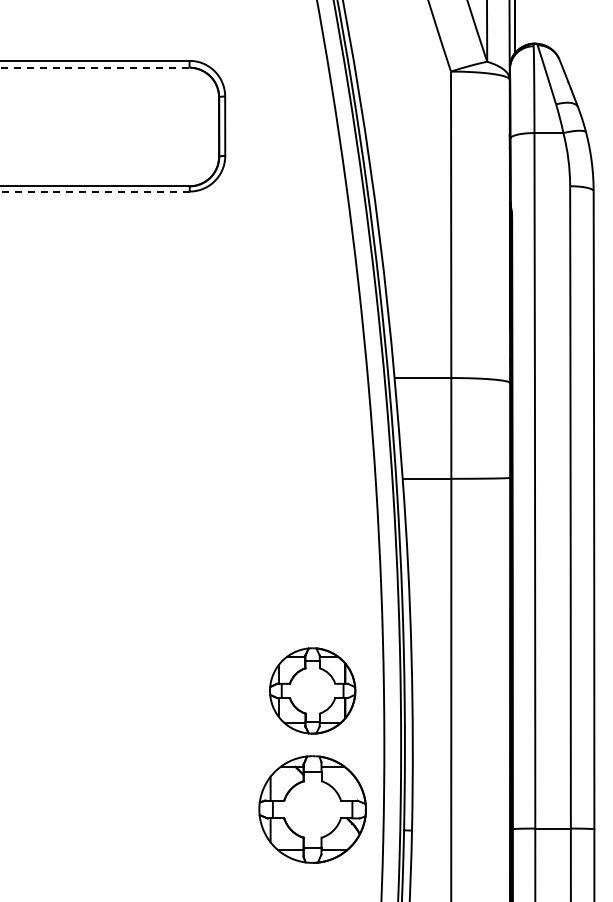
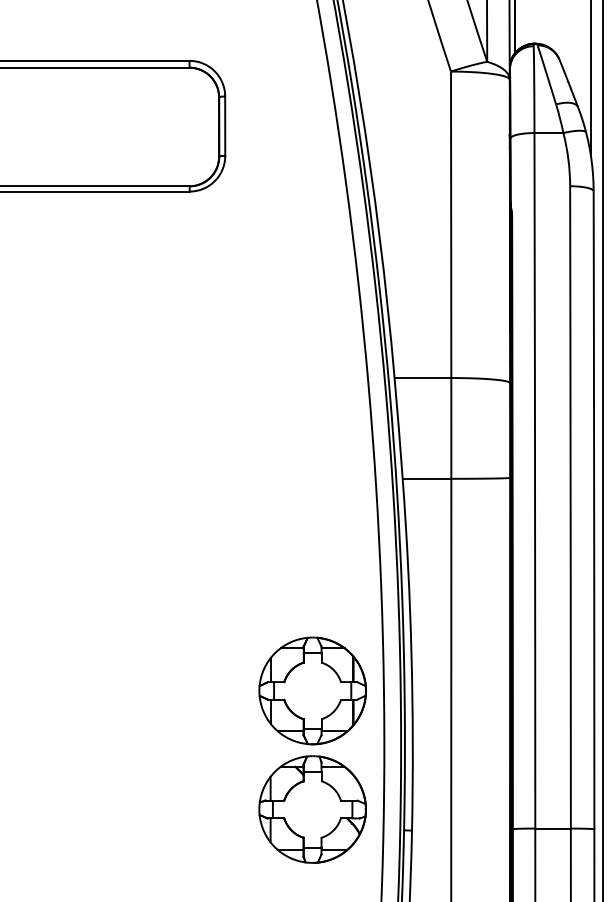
line: dashed -> solid (95, 67)
line: none -> present (590, 78)
line: dashed -> solid (94, 191)
line: none -> present (602, 450)
part size: 88x88 px -> 109x110 px (312, 690)
